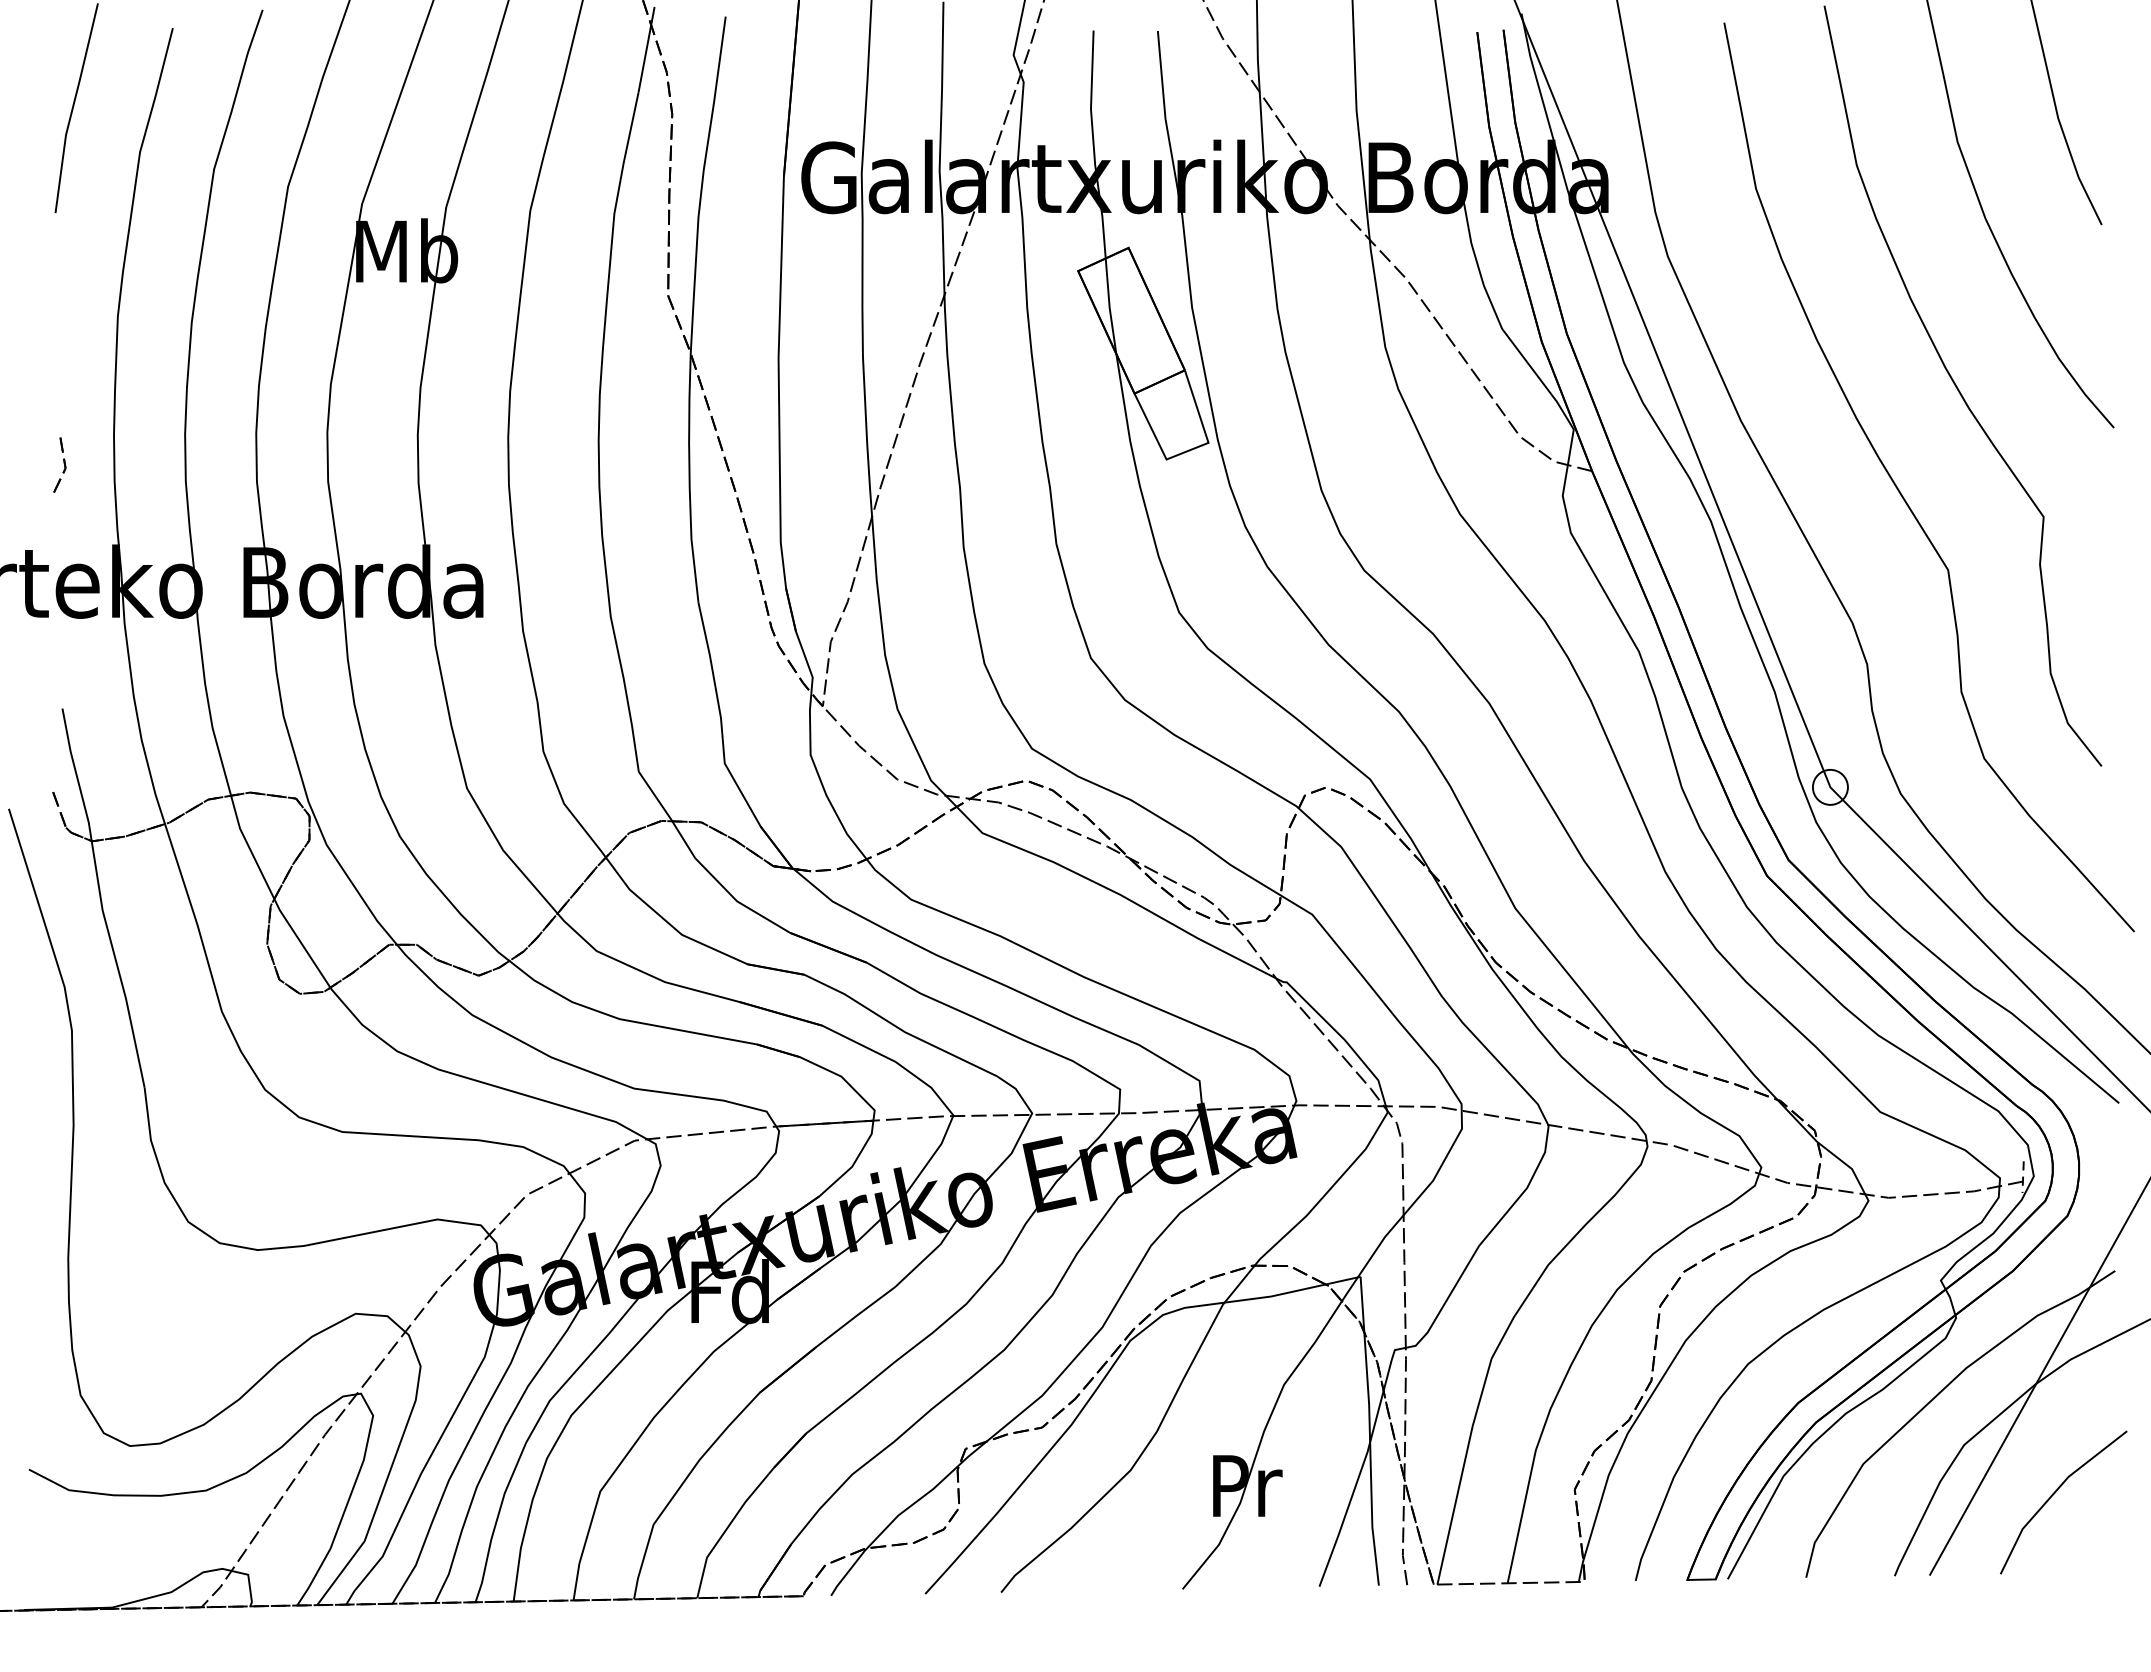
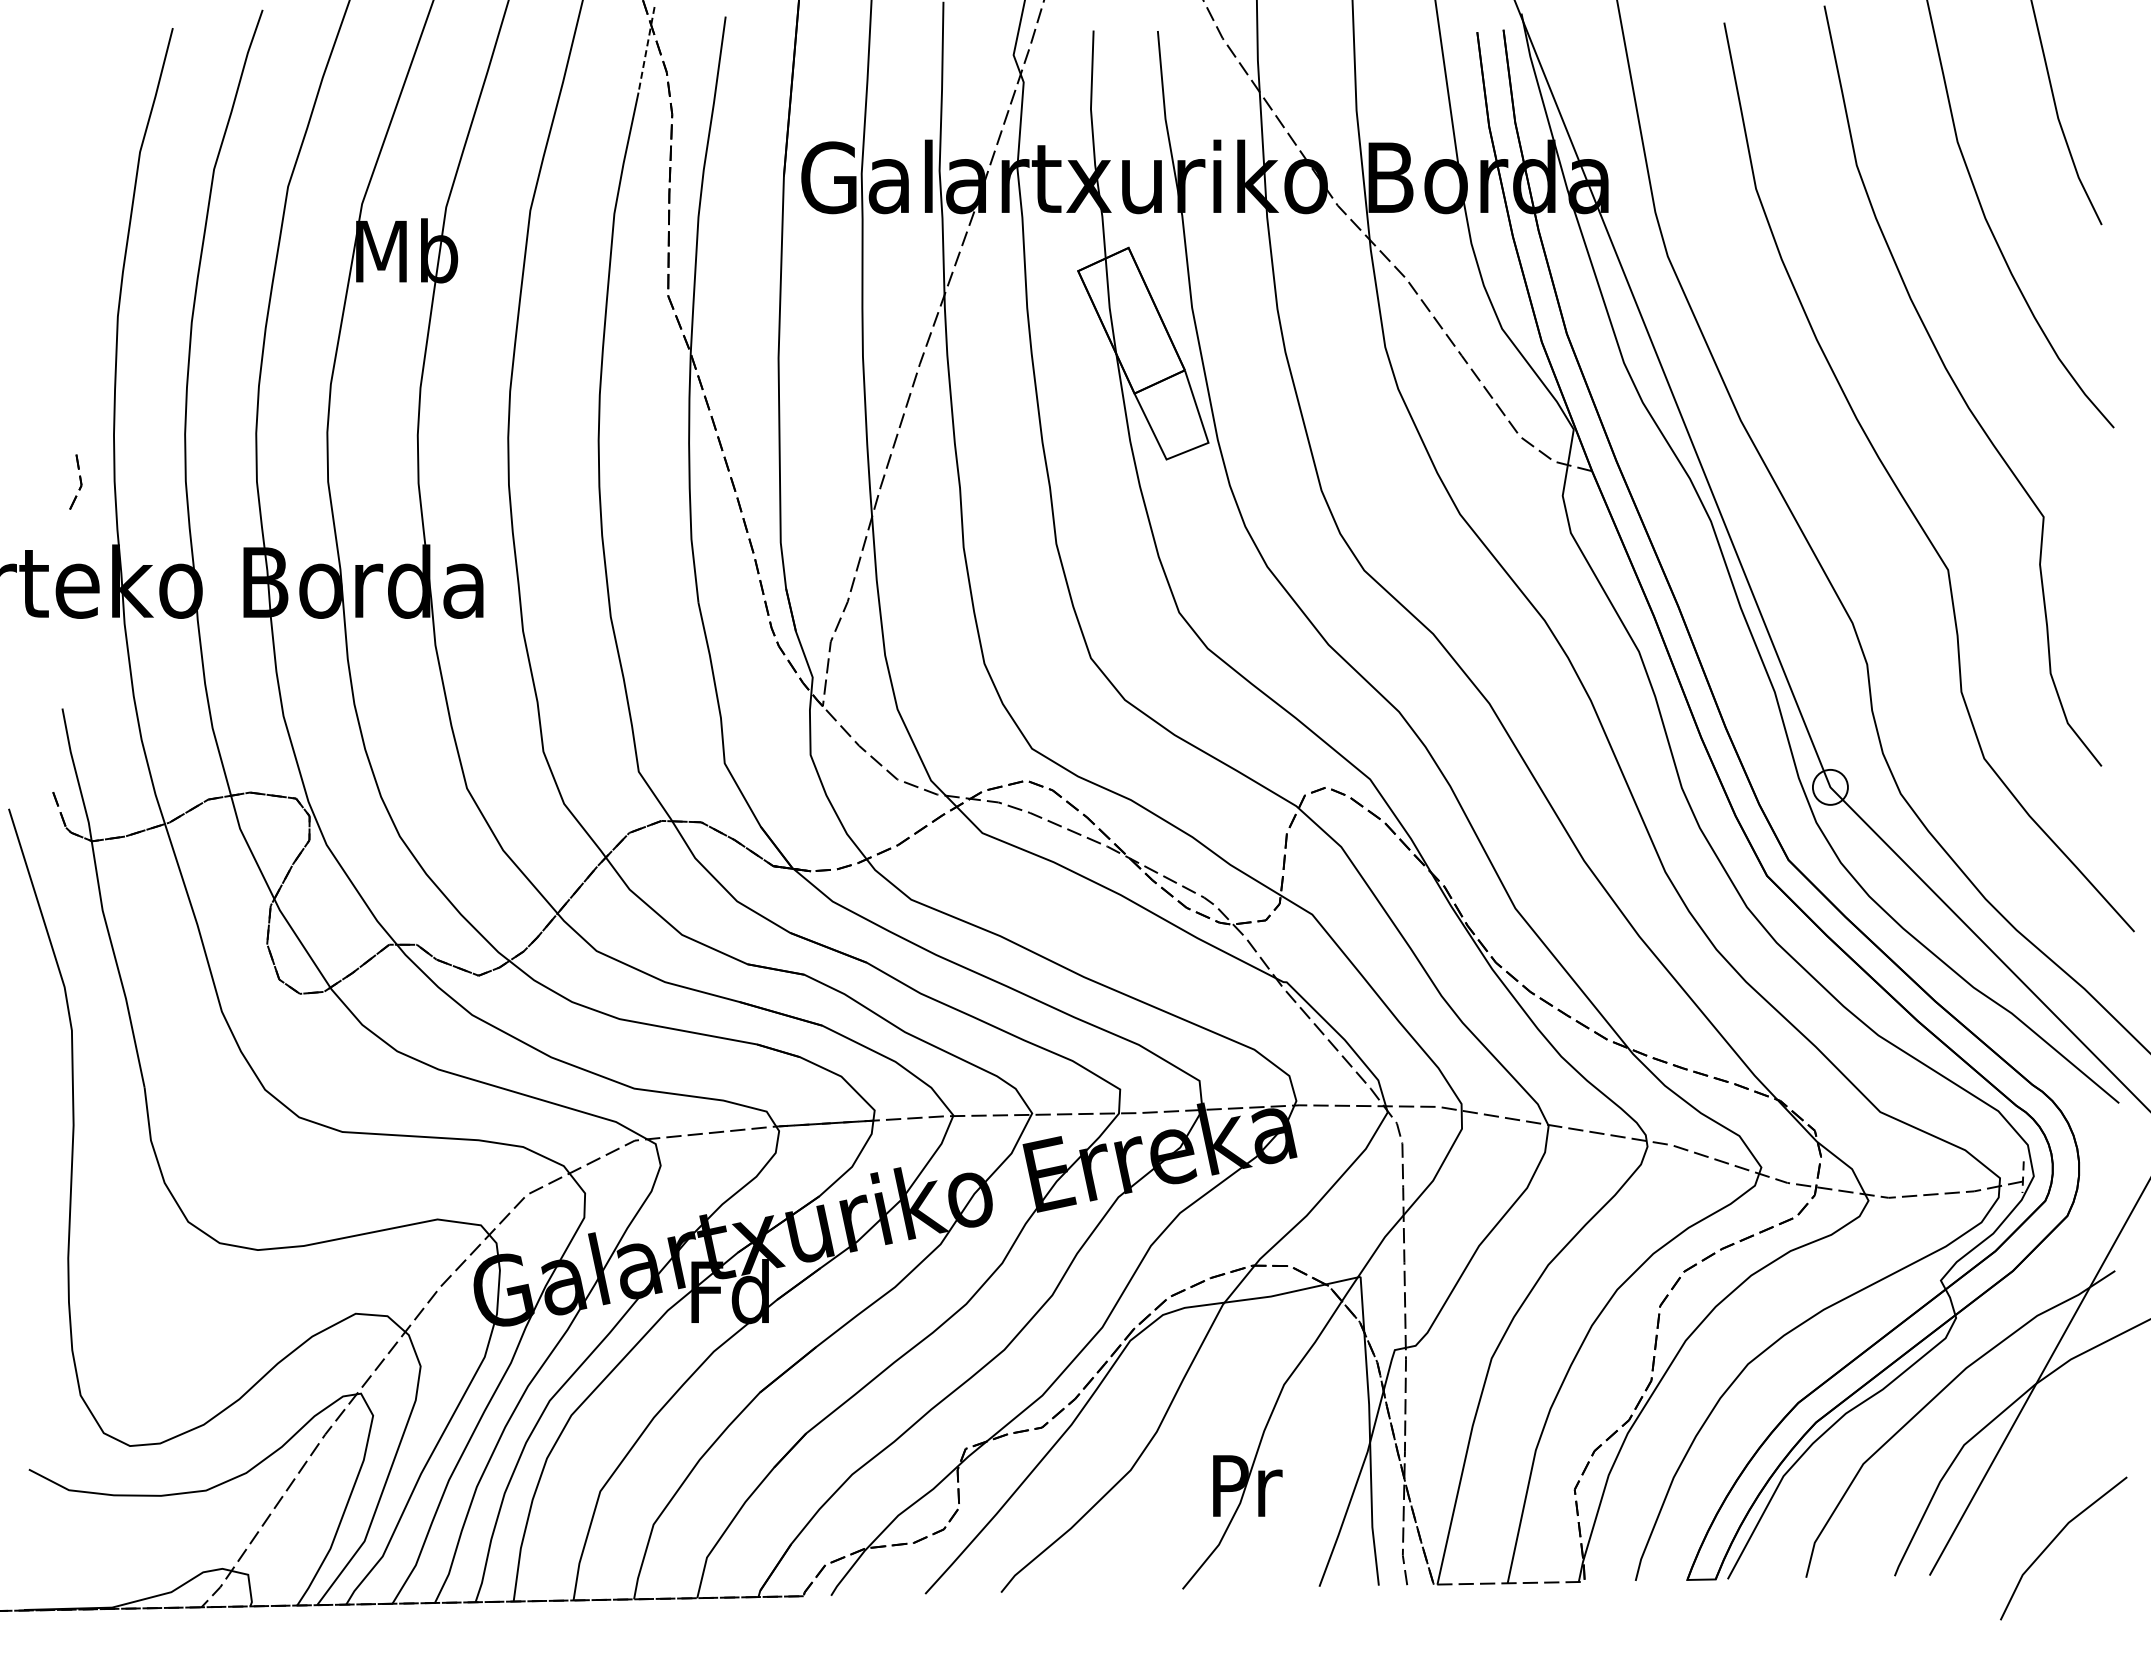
line: solid -> dashed (646, 49)
line: present -> none (74, 106)
part position: (59, 464) -> (75, 481) (75, 481)
line position: (2055, 1493) -> (2055, 1539) (2055, 1539)
